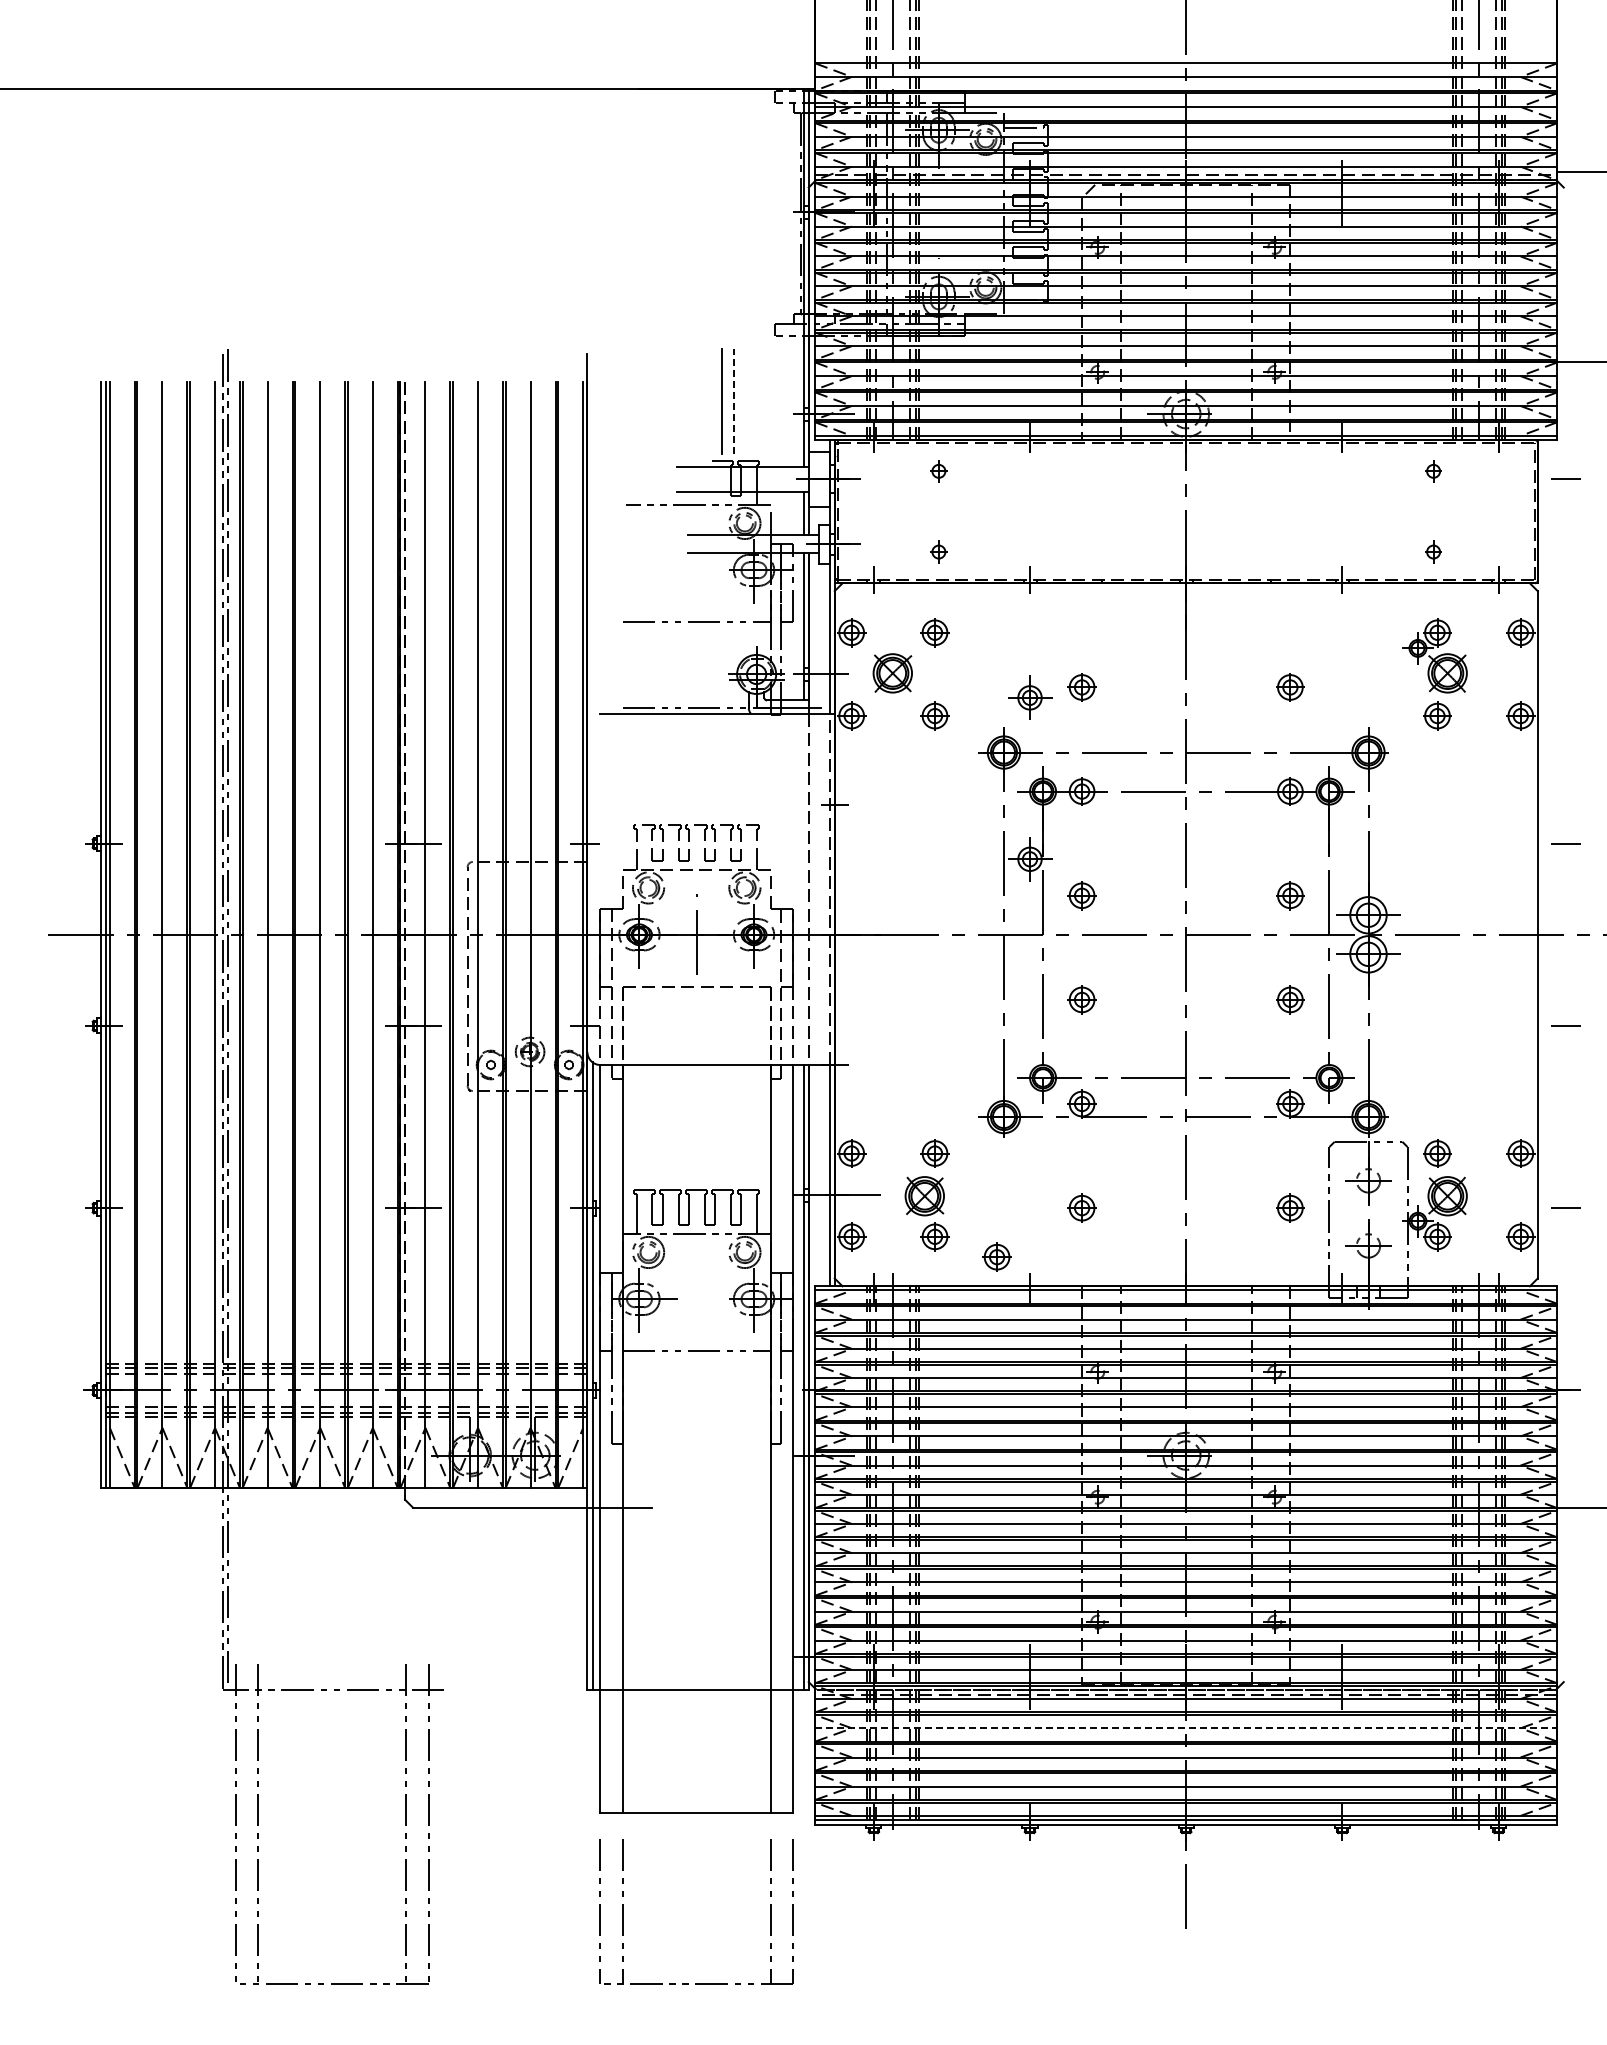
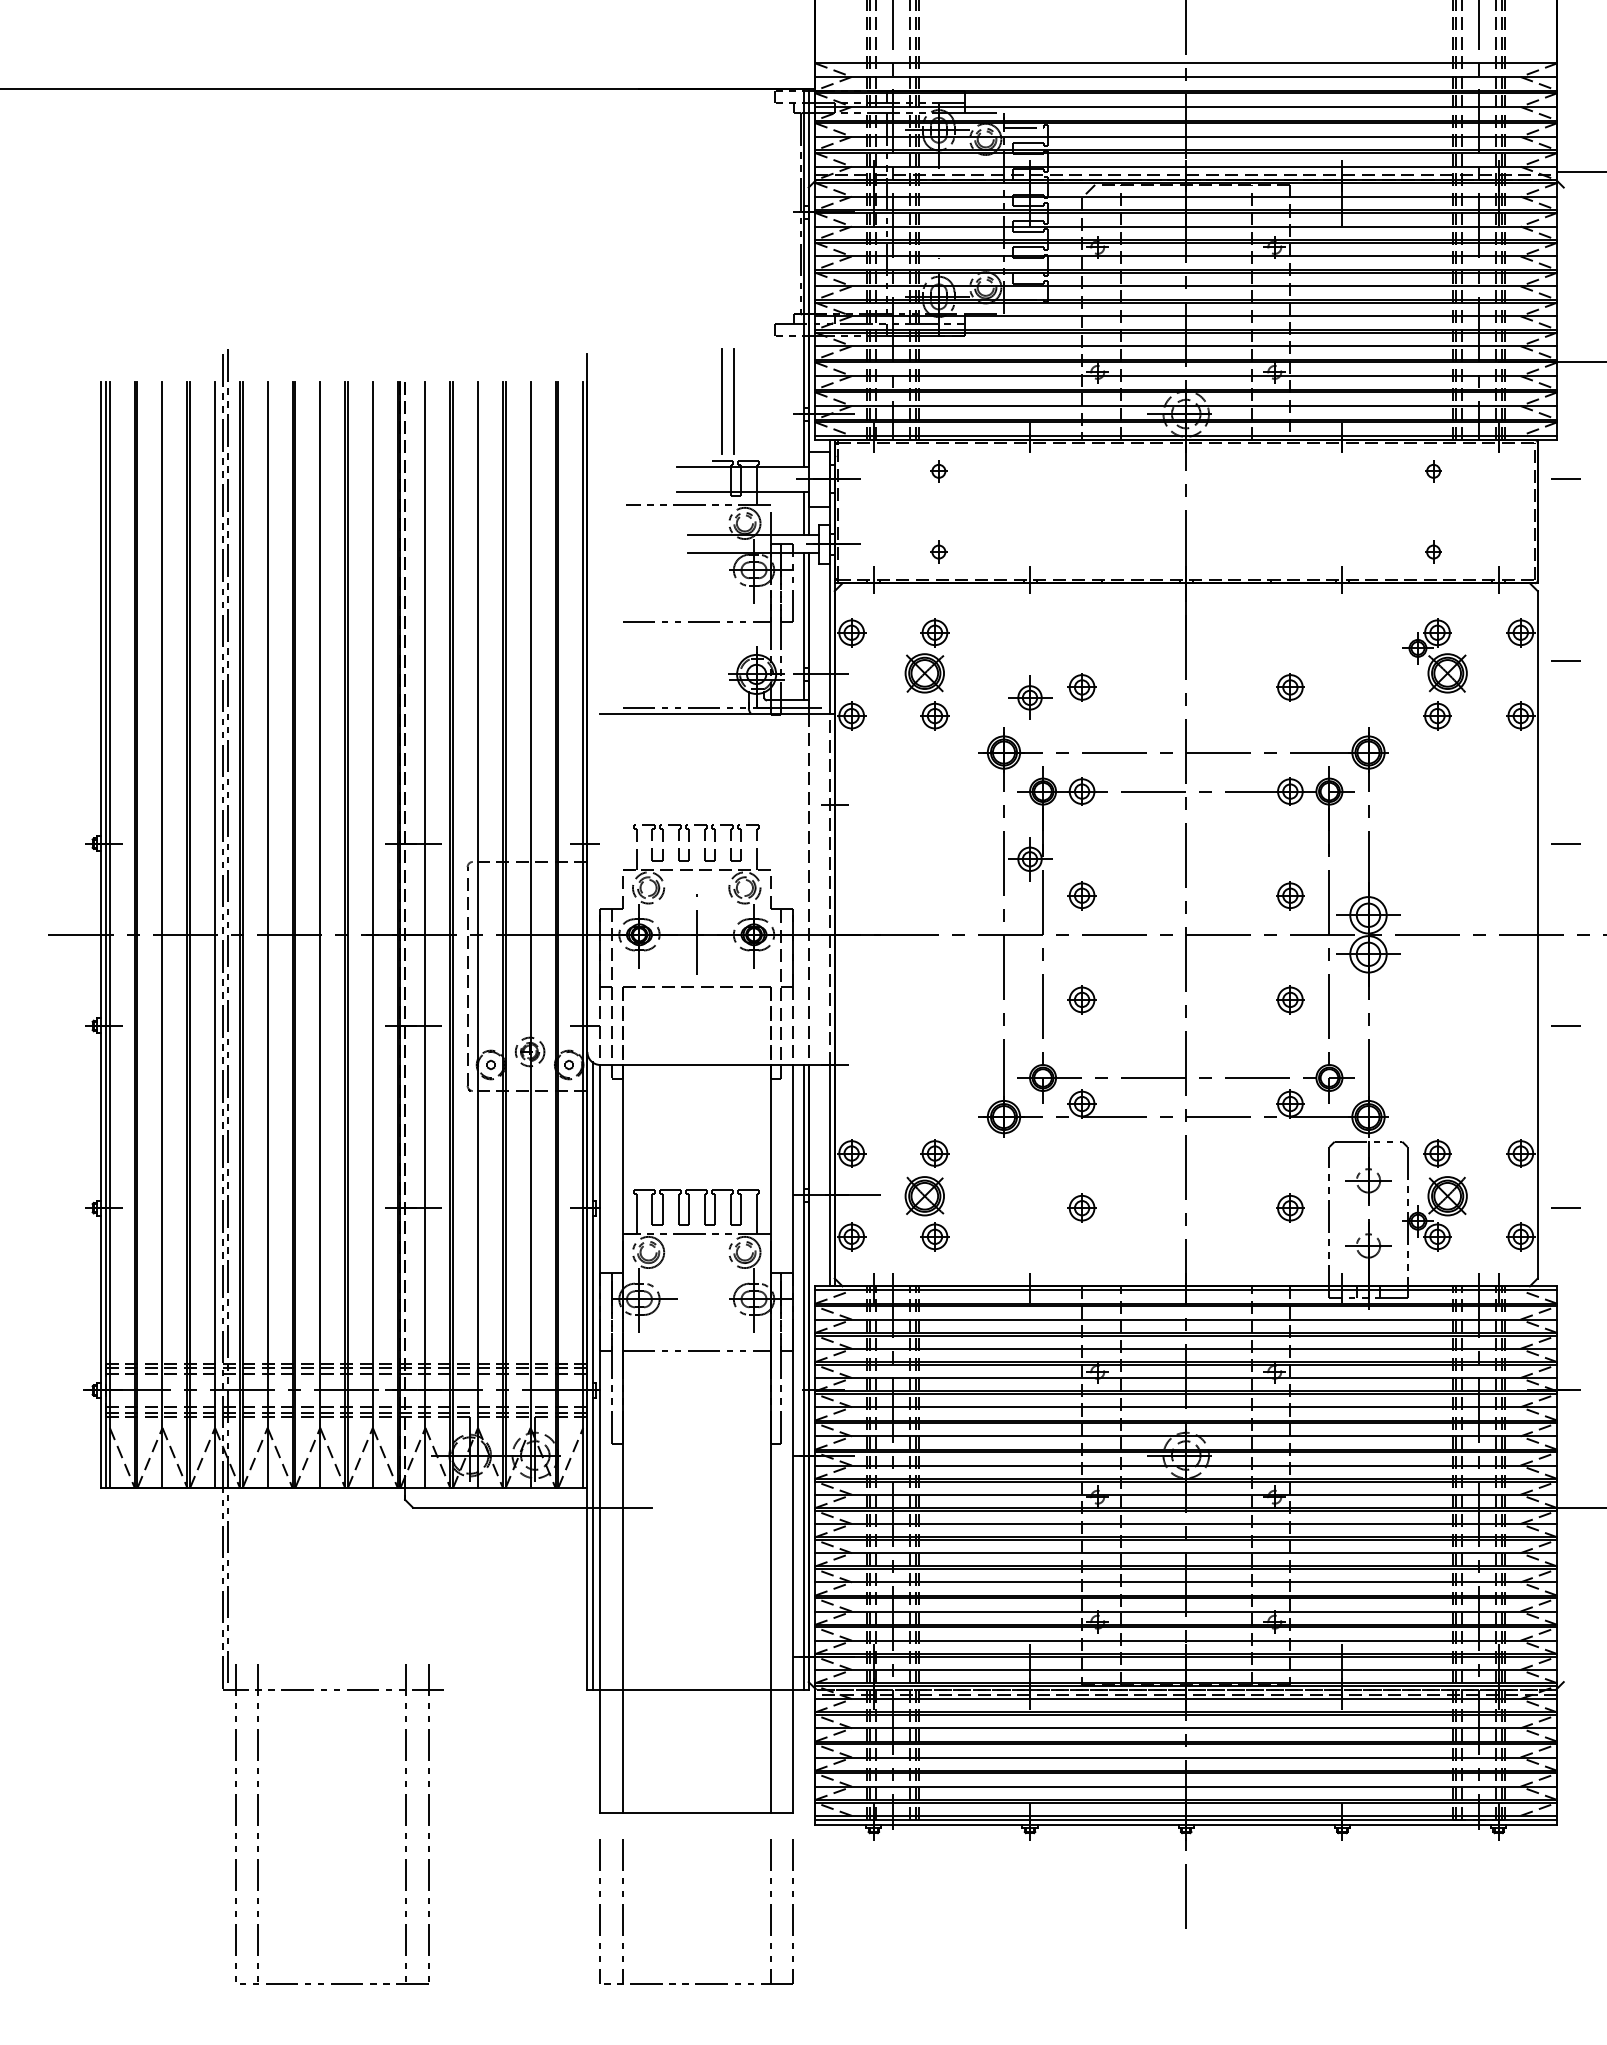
line: dashed -> solid (734, 400)
line: none -> present (1565, 661)
part position: (892, 673) -> (924, 673) (924, 673)
part: present -> none (996, 1256)
line: dashed -> solid (1186, 1728)
